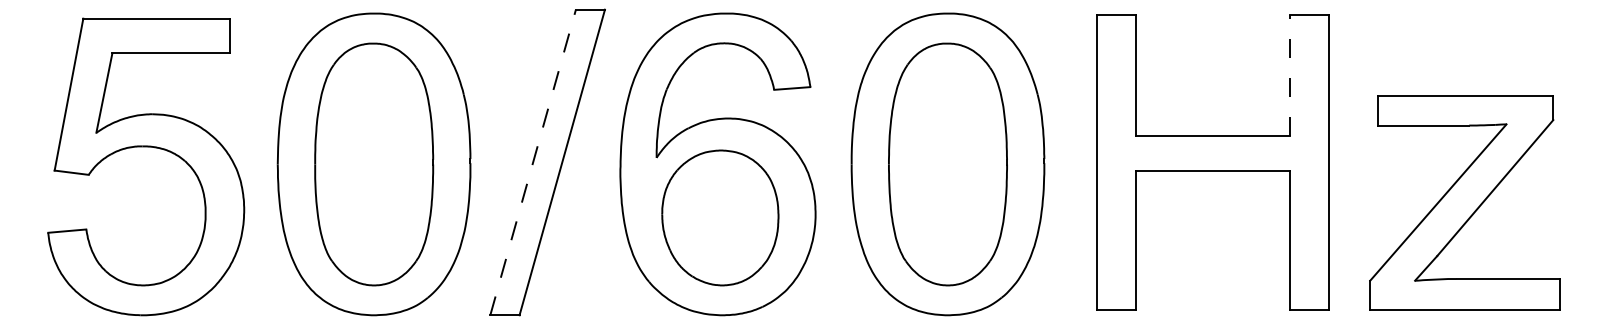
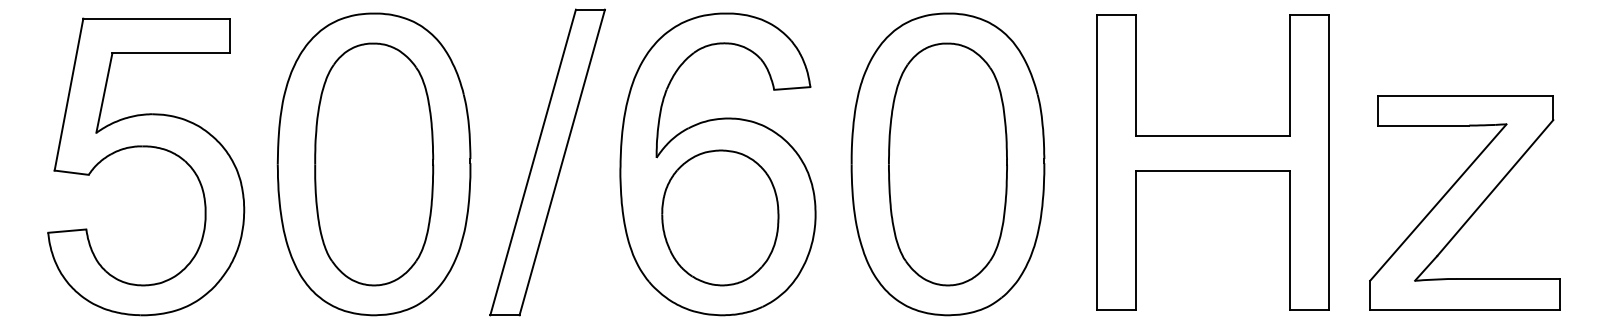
line: dashed -> solid (1289, 75)
line: dashed -> solid (533, 162)
